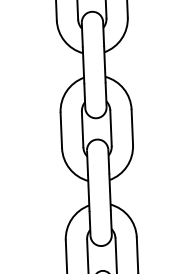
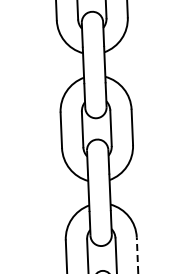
line: solid -> dashed (137, 255)
